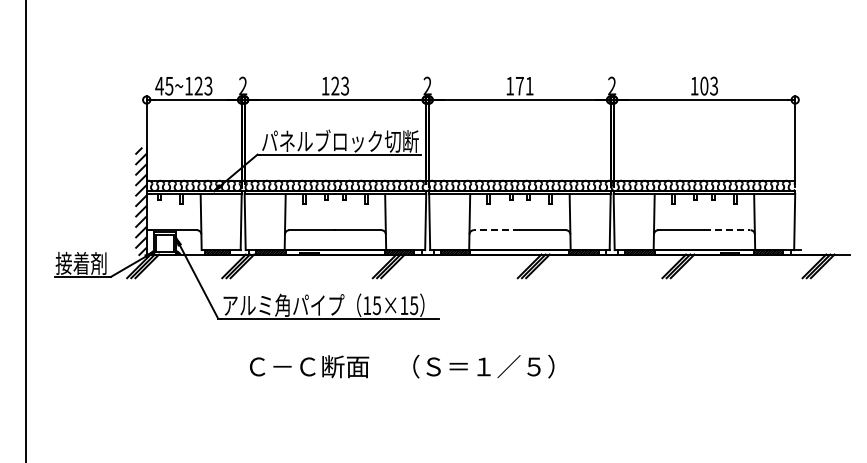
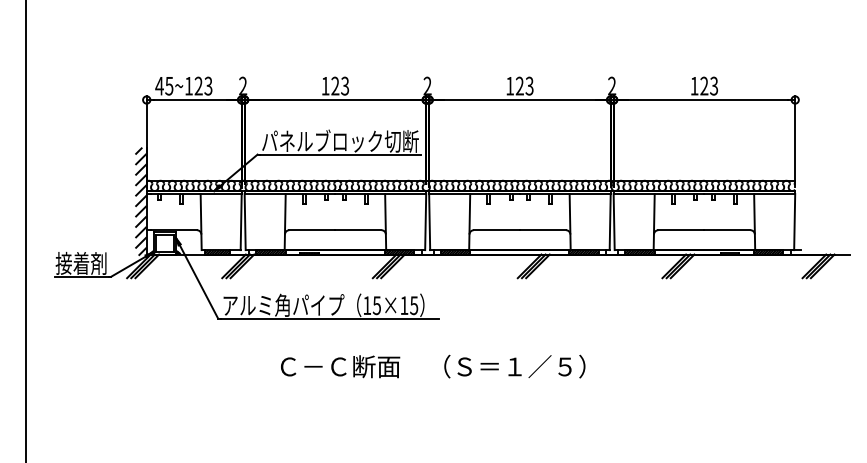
text: 171 -> 123 (524, 85)
text: 103 -> 123 (704, 85)
line: dashed -> solid (496, 230)
line: dashed -> solid (727, 230)
text position: (402, 366) -> (433, 366) (433, 366)
